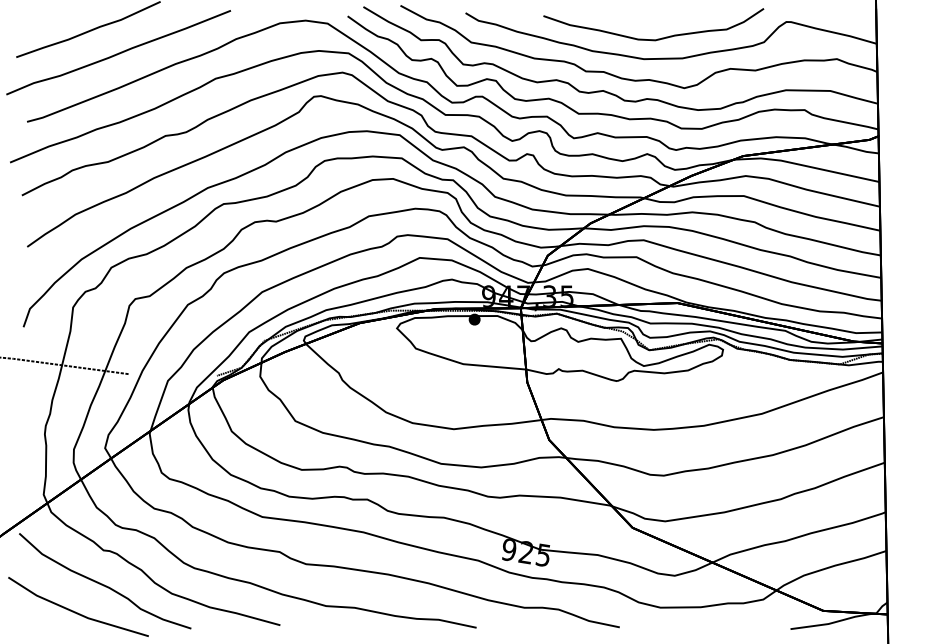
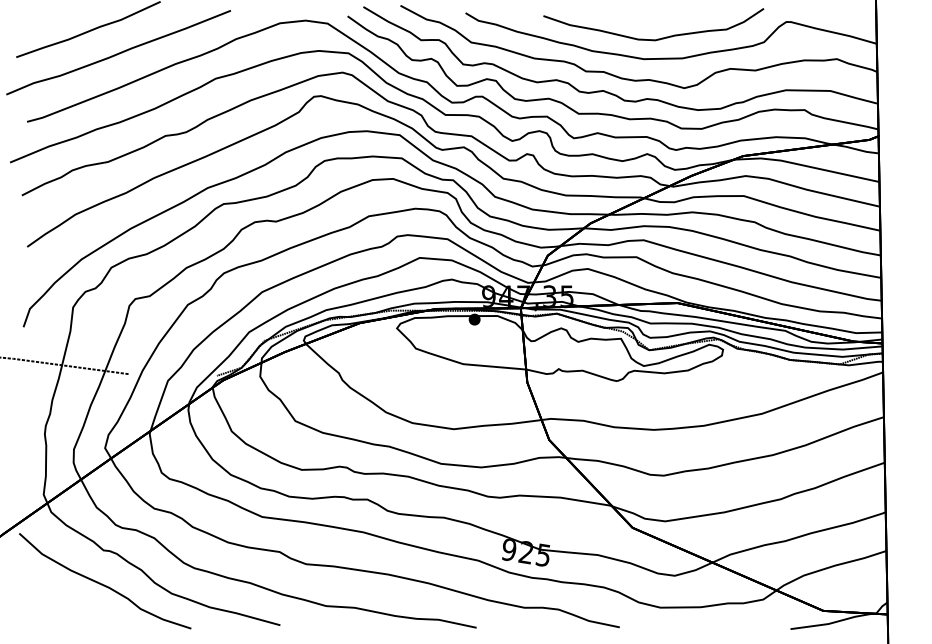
line: present -> none (75, 611)
